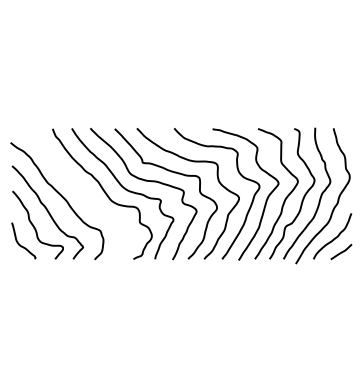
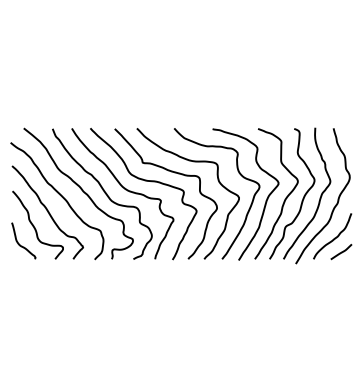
curve: none -> present (81, 190)
